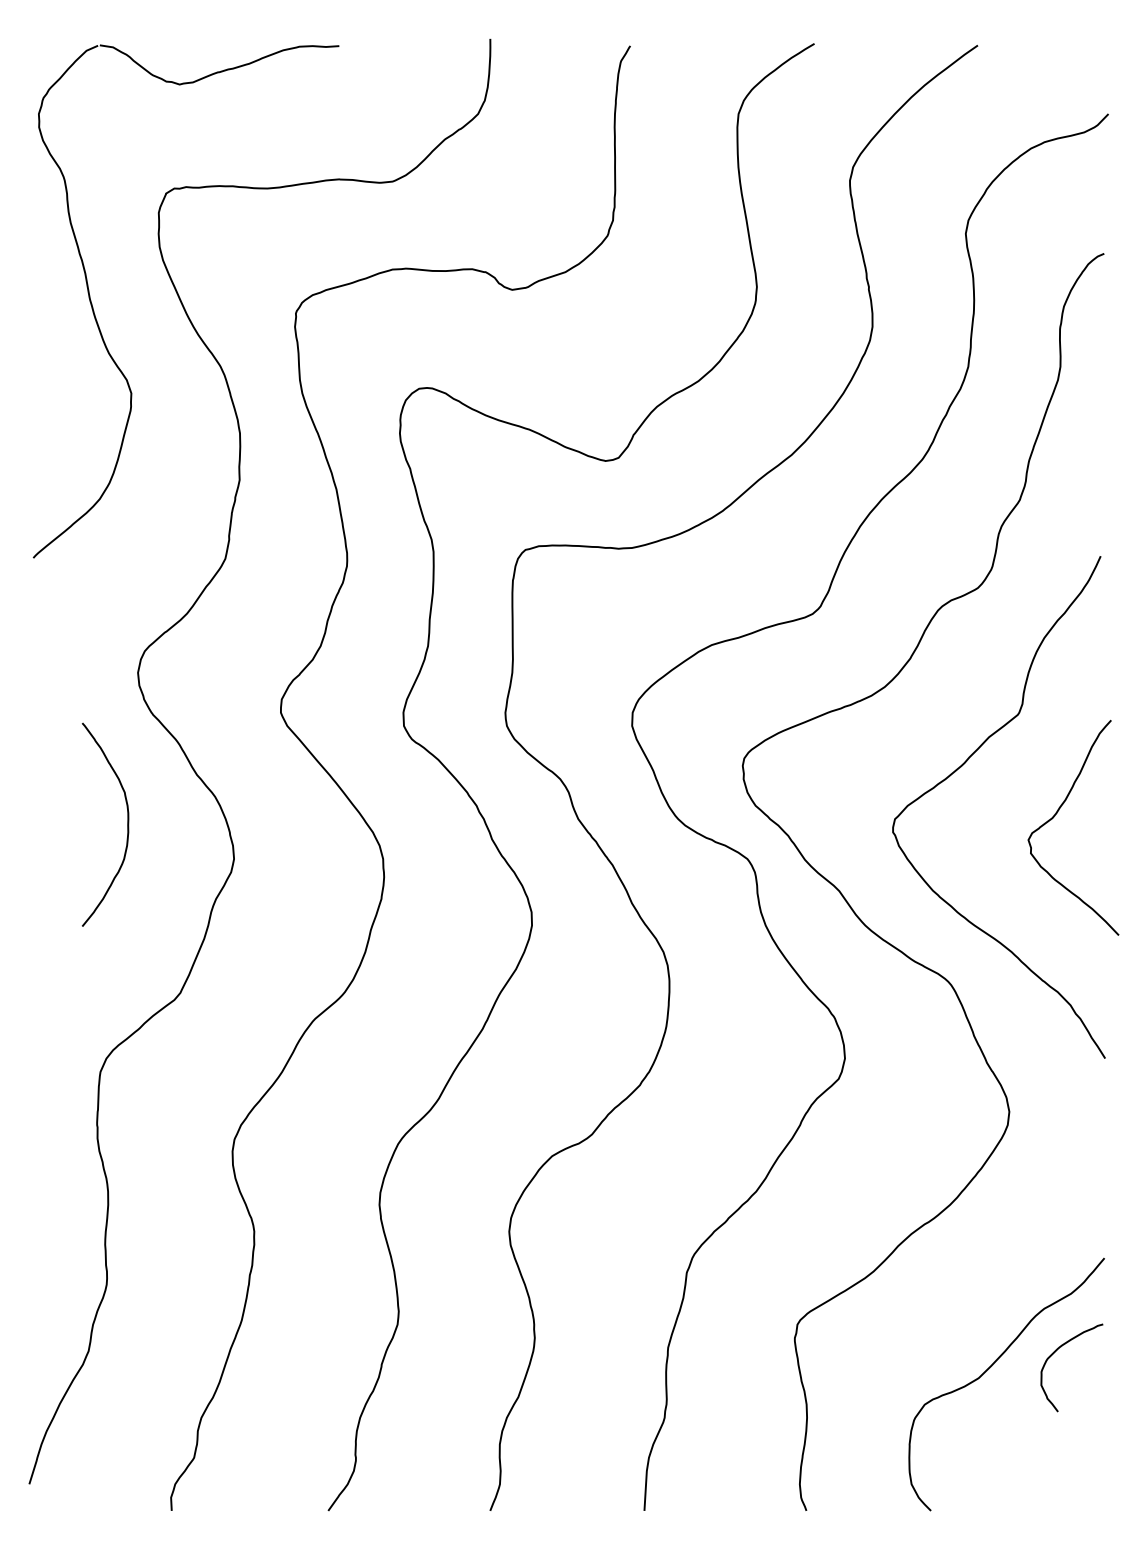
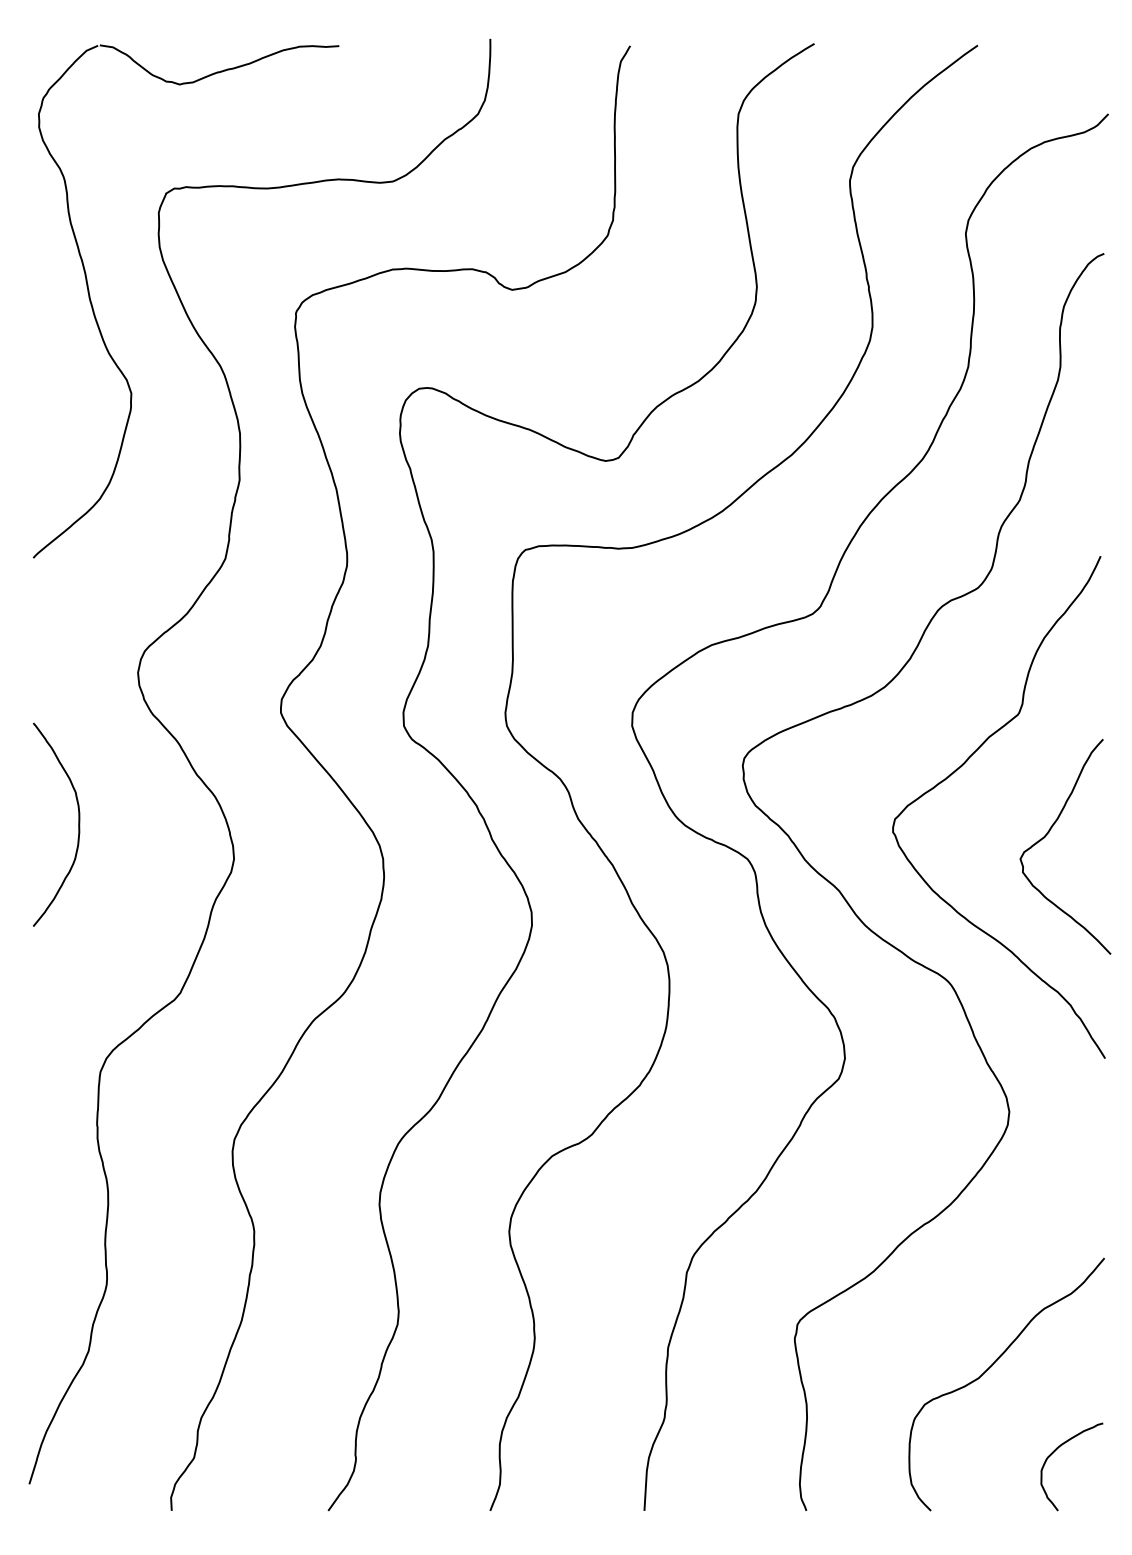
curve position: (1055, 816) -> (1047, 835) (1047, 835)
curve position: (127, 824) -> (78, 824) (78, 824)
curve position: (1056, 1351) -> (1056, 1450) (1056, 1450)
